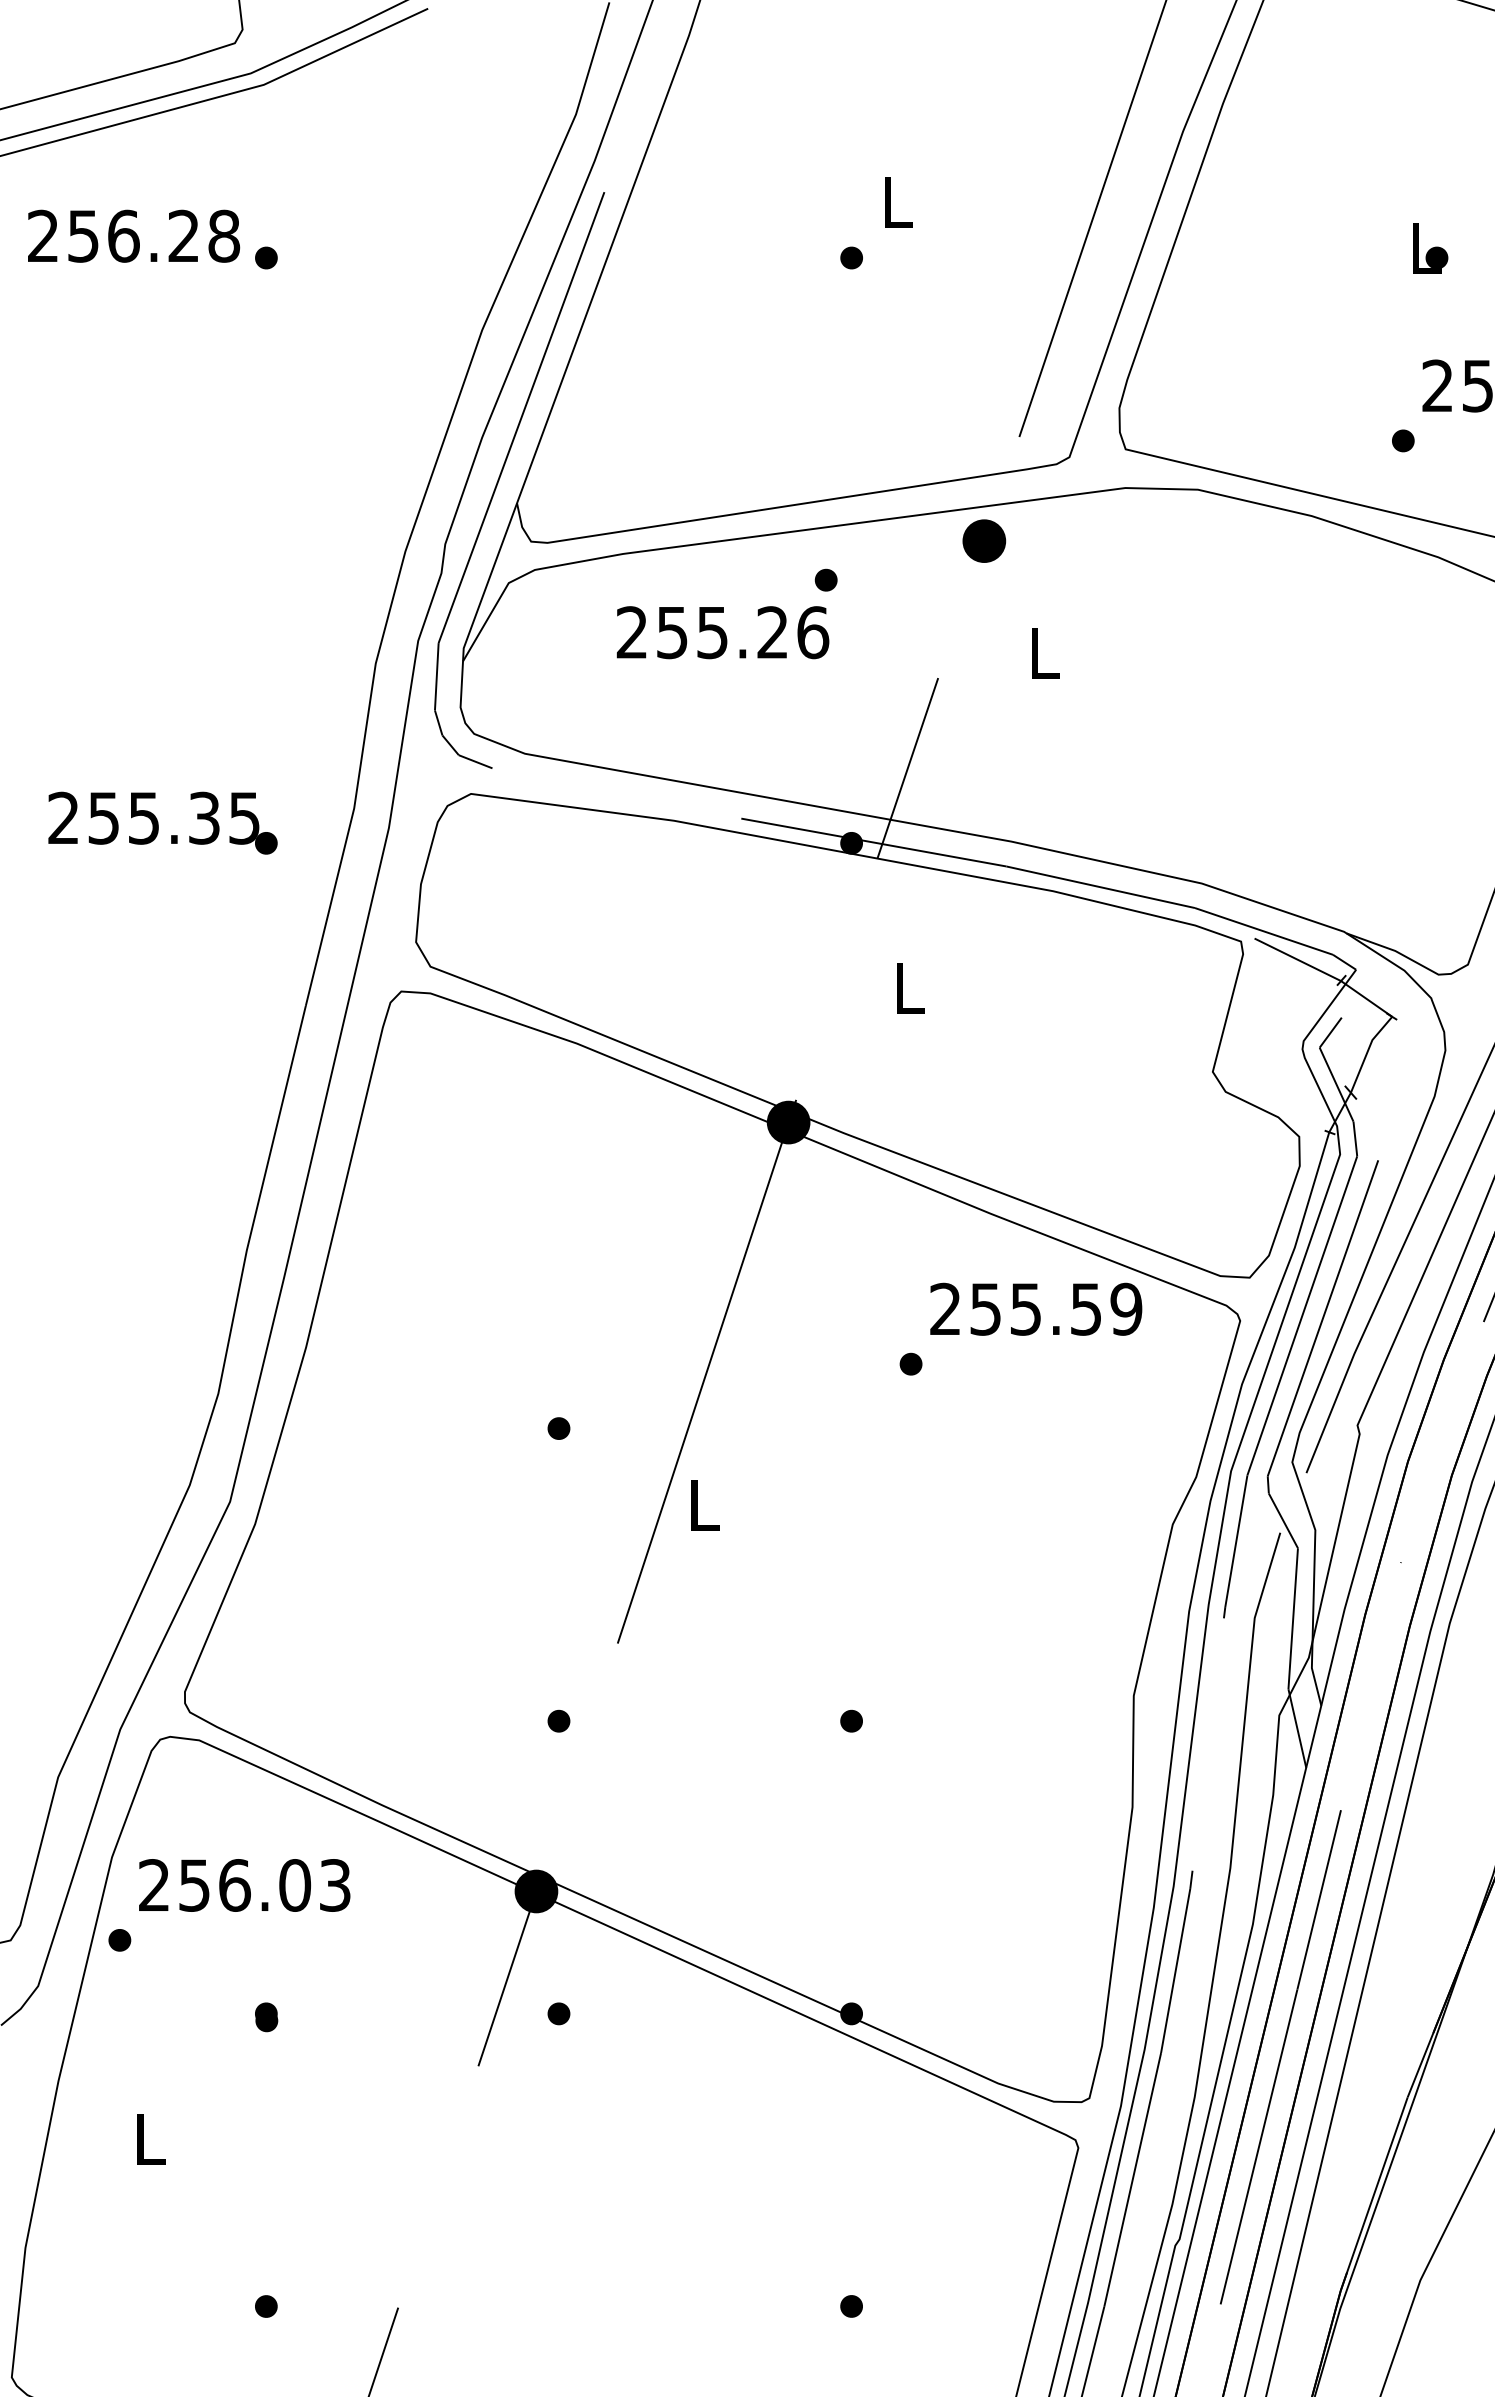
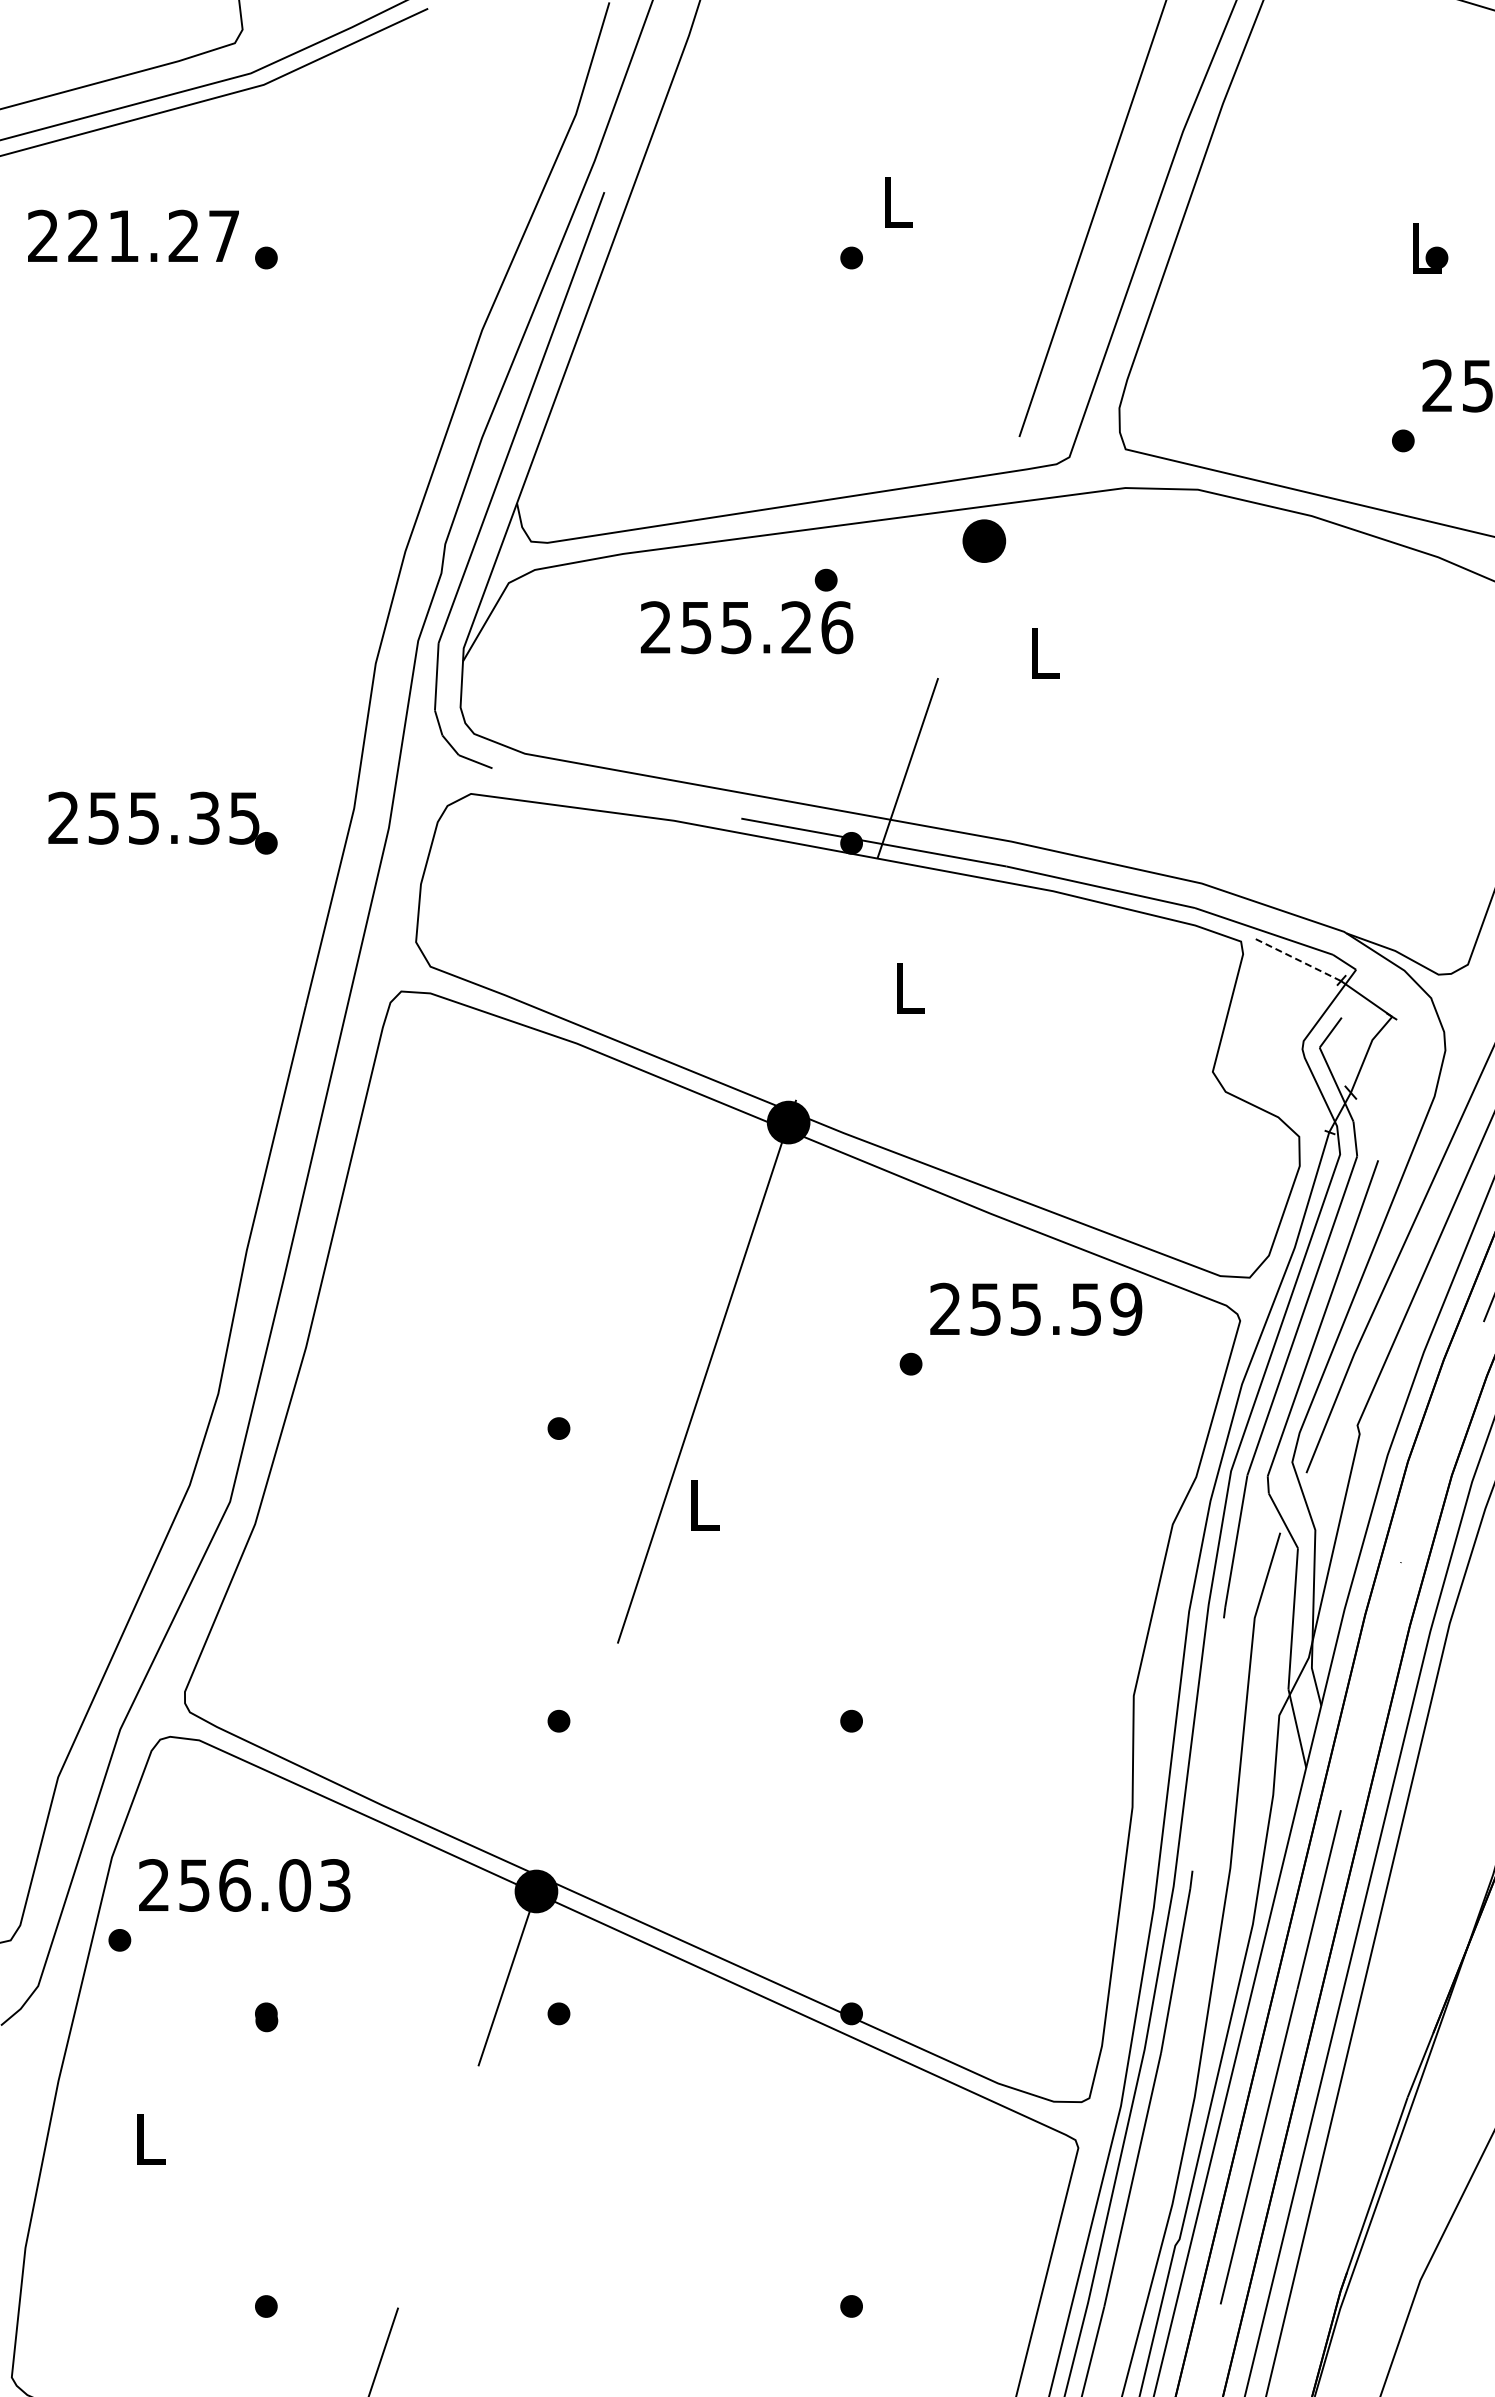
text: 256.28 -> 221.27 (154, 235)
text position: (722, 632) -> (746, 627) (746, 627)
line: solid -> dashed (1297, 959)
